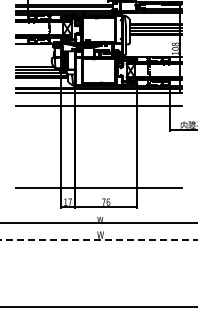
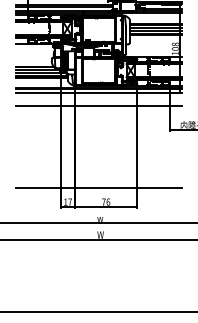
line: dashed -> solid (98, 239)
line position: (98, 306) -> (98, 311) (98, 311)
